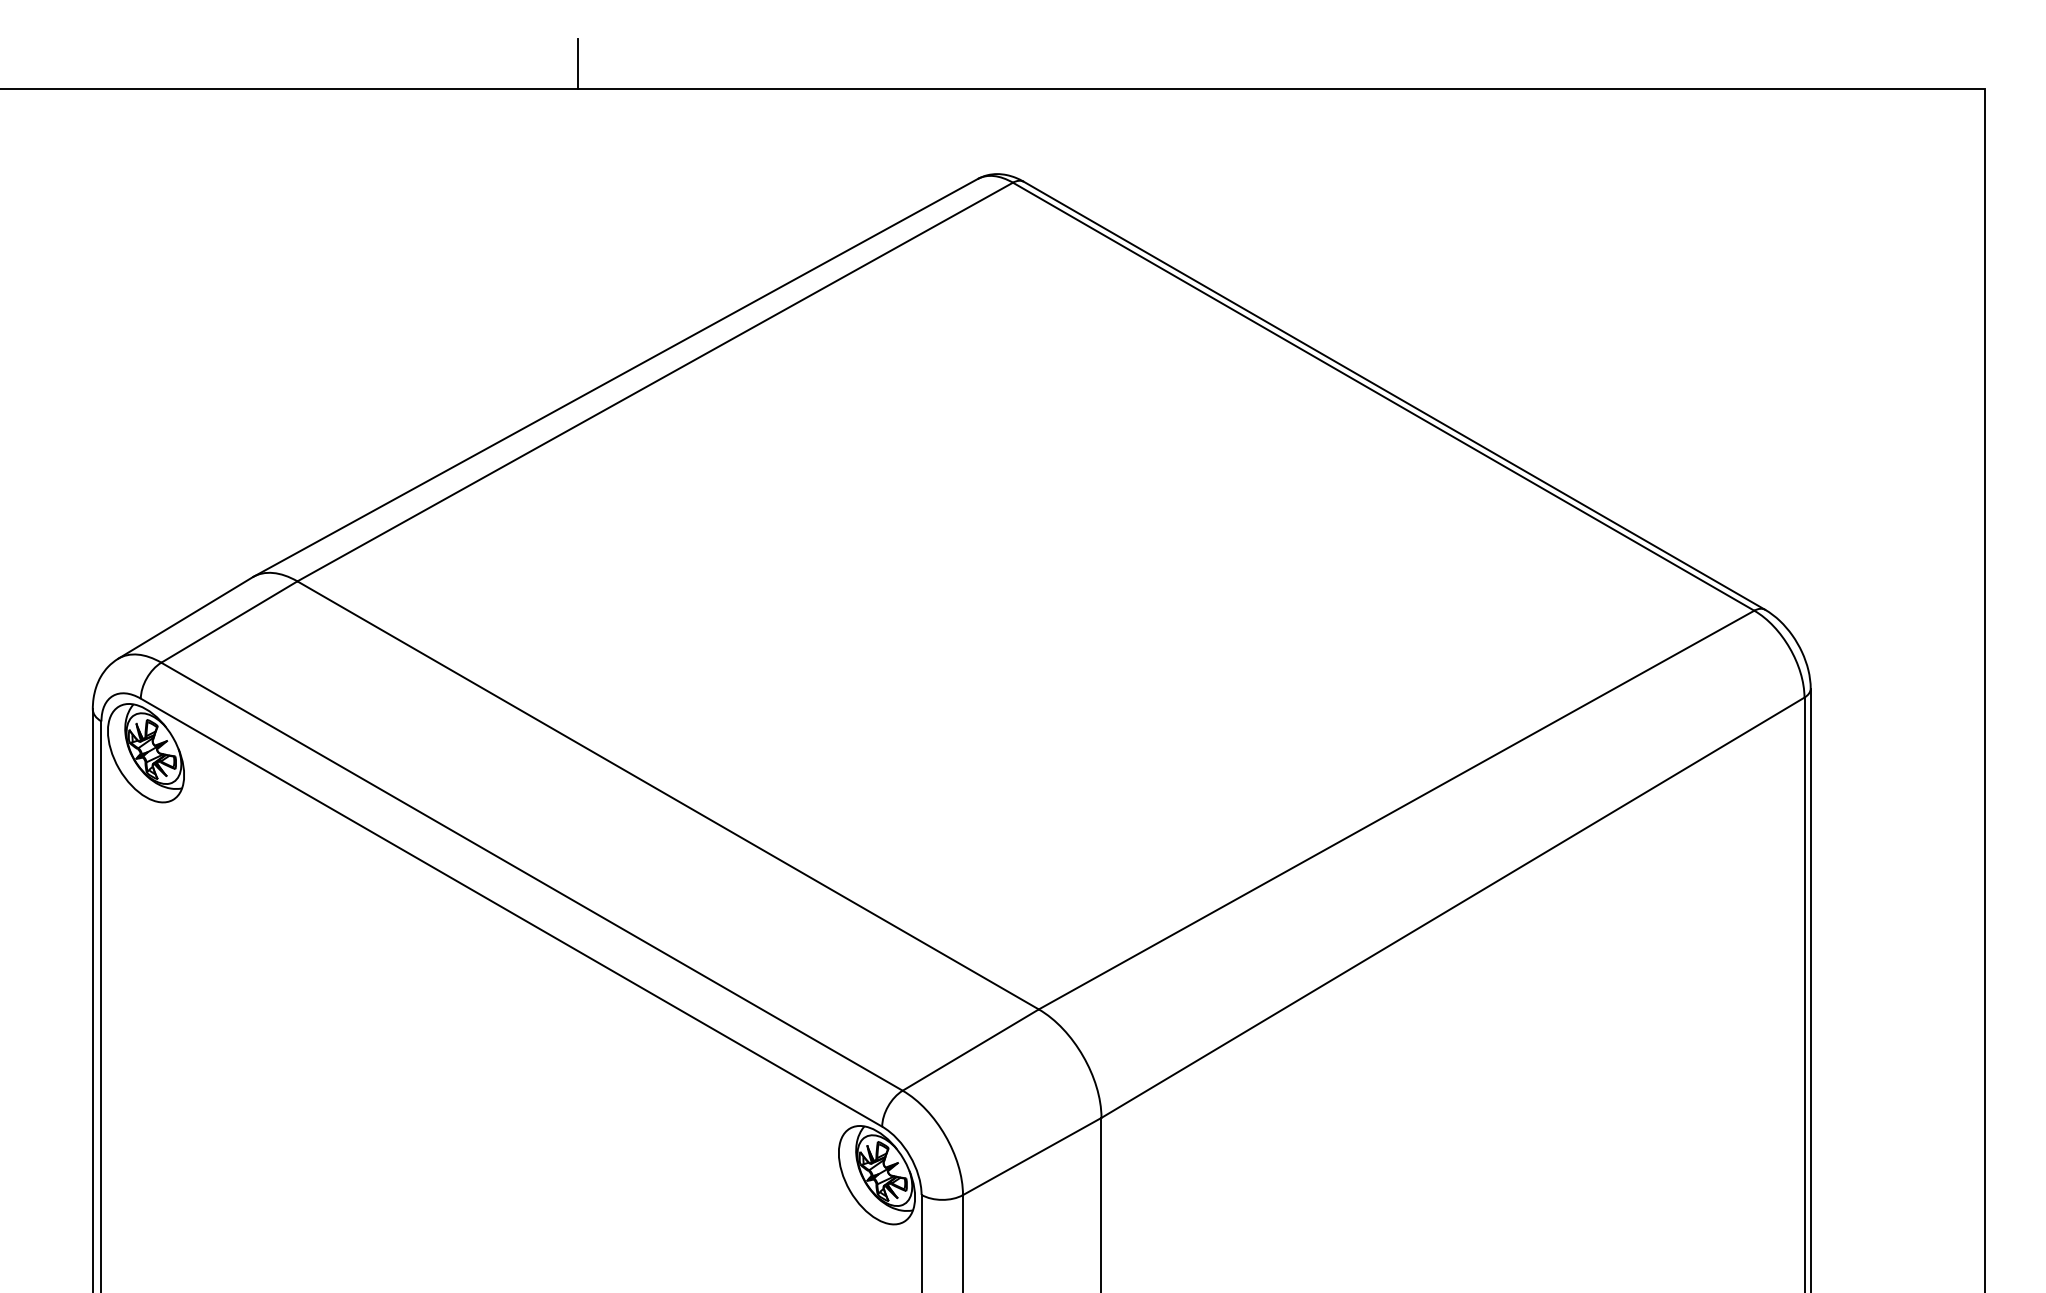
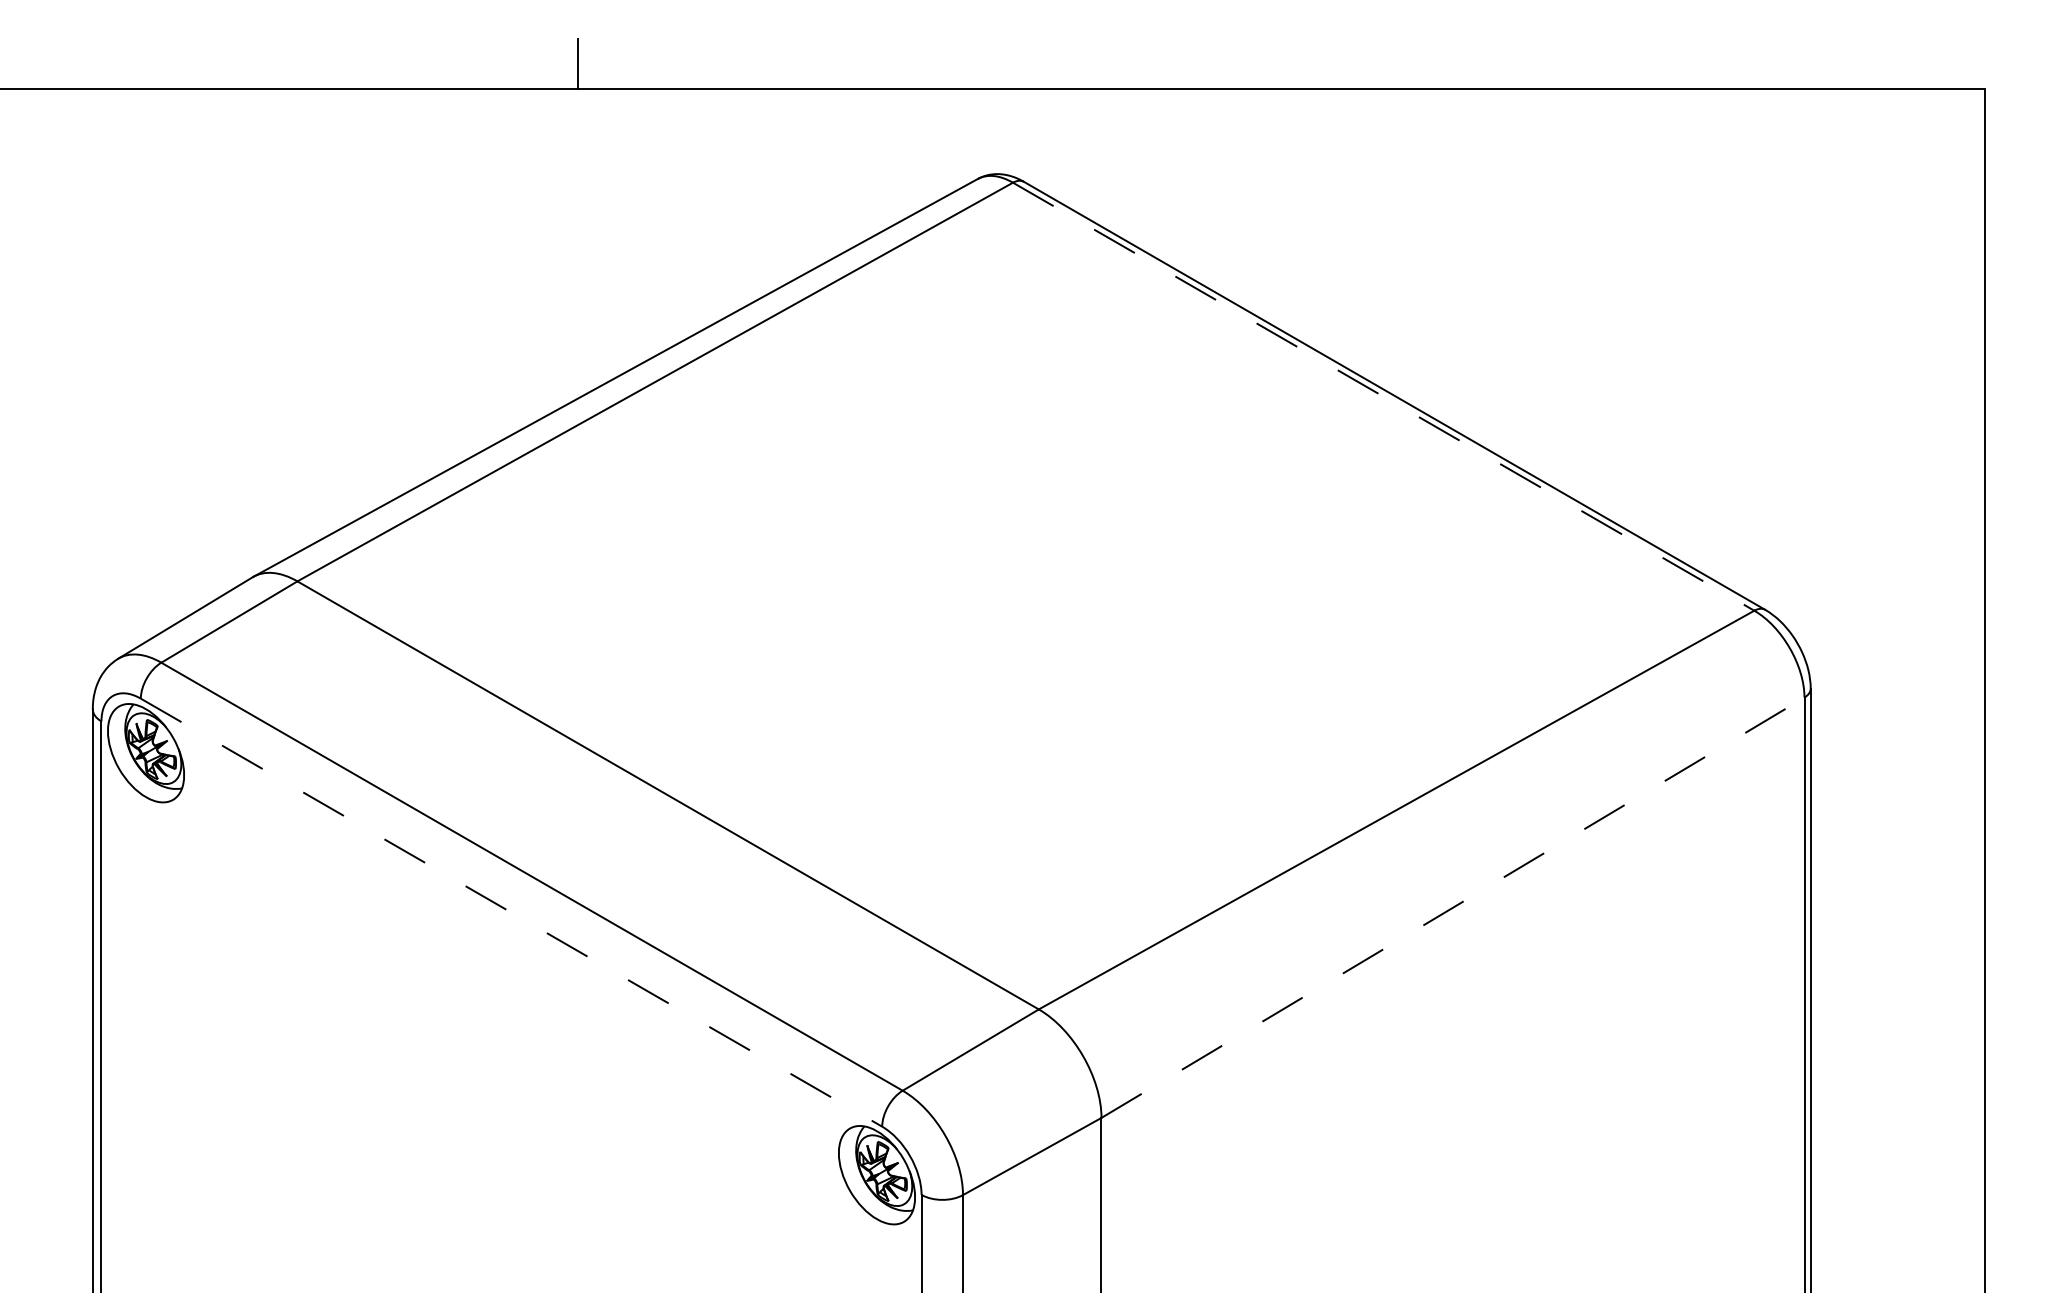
line: solid -> dashed (1384, 396)
line: solid -> dashed (1452, 907)
line: solid -> dashed (511, 912)
